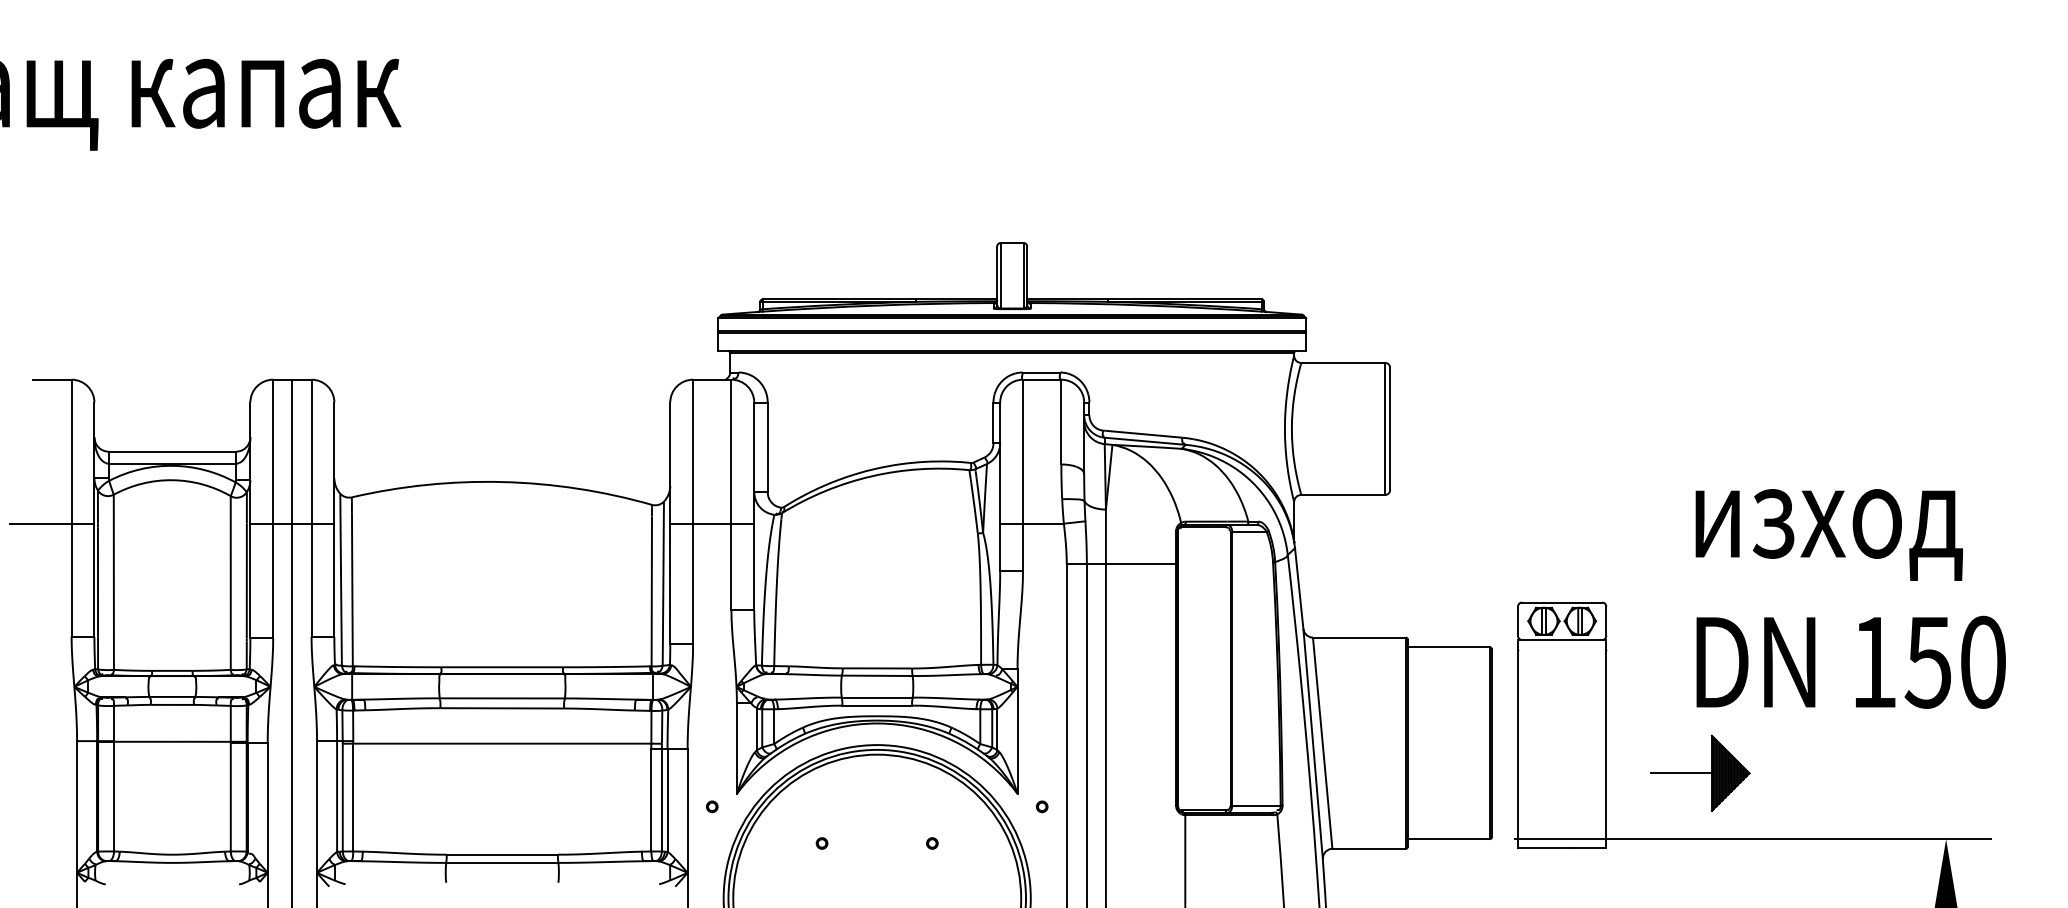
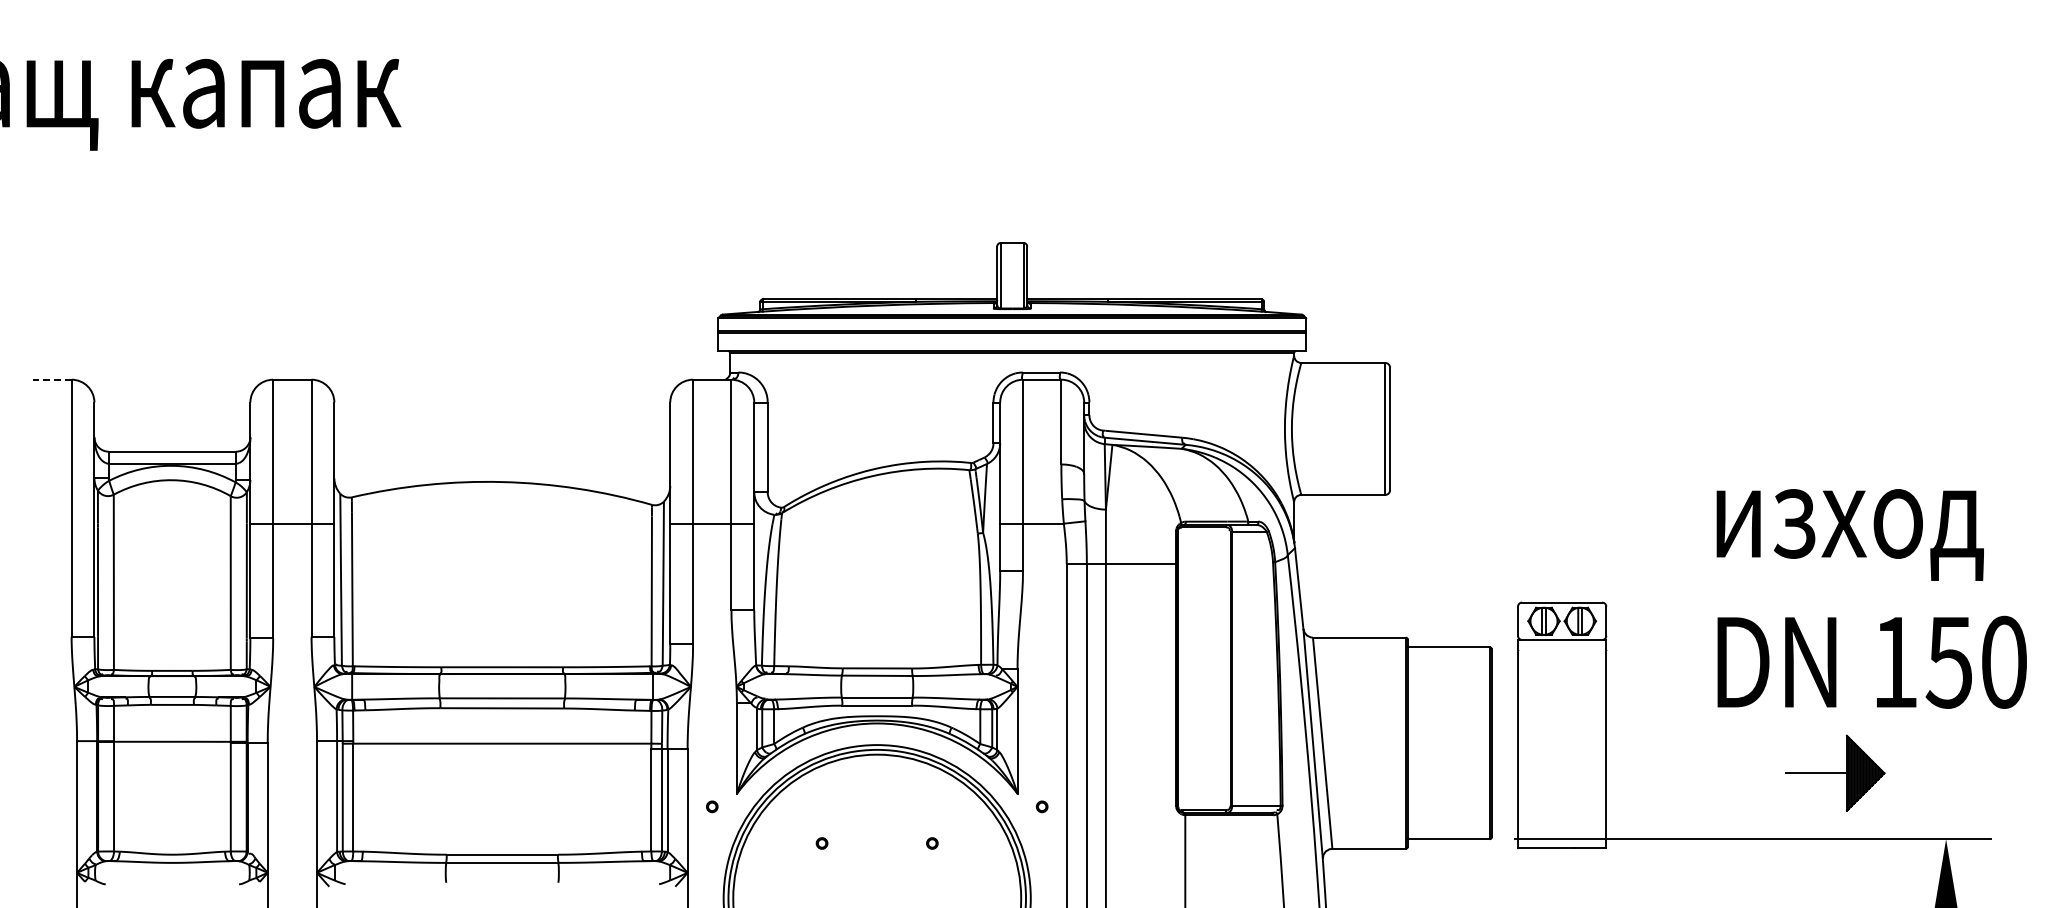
line: solid -> dashed (51, 379)
line: present -> none (52, 523)
text position: (1850, 598) -> (1871, 598) (1871, 598)
line: present -> none (292, 641)
part position: (1700, 772) -> (1835, 772) (1835, 772)
